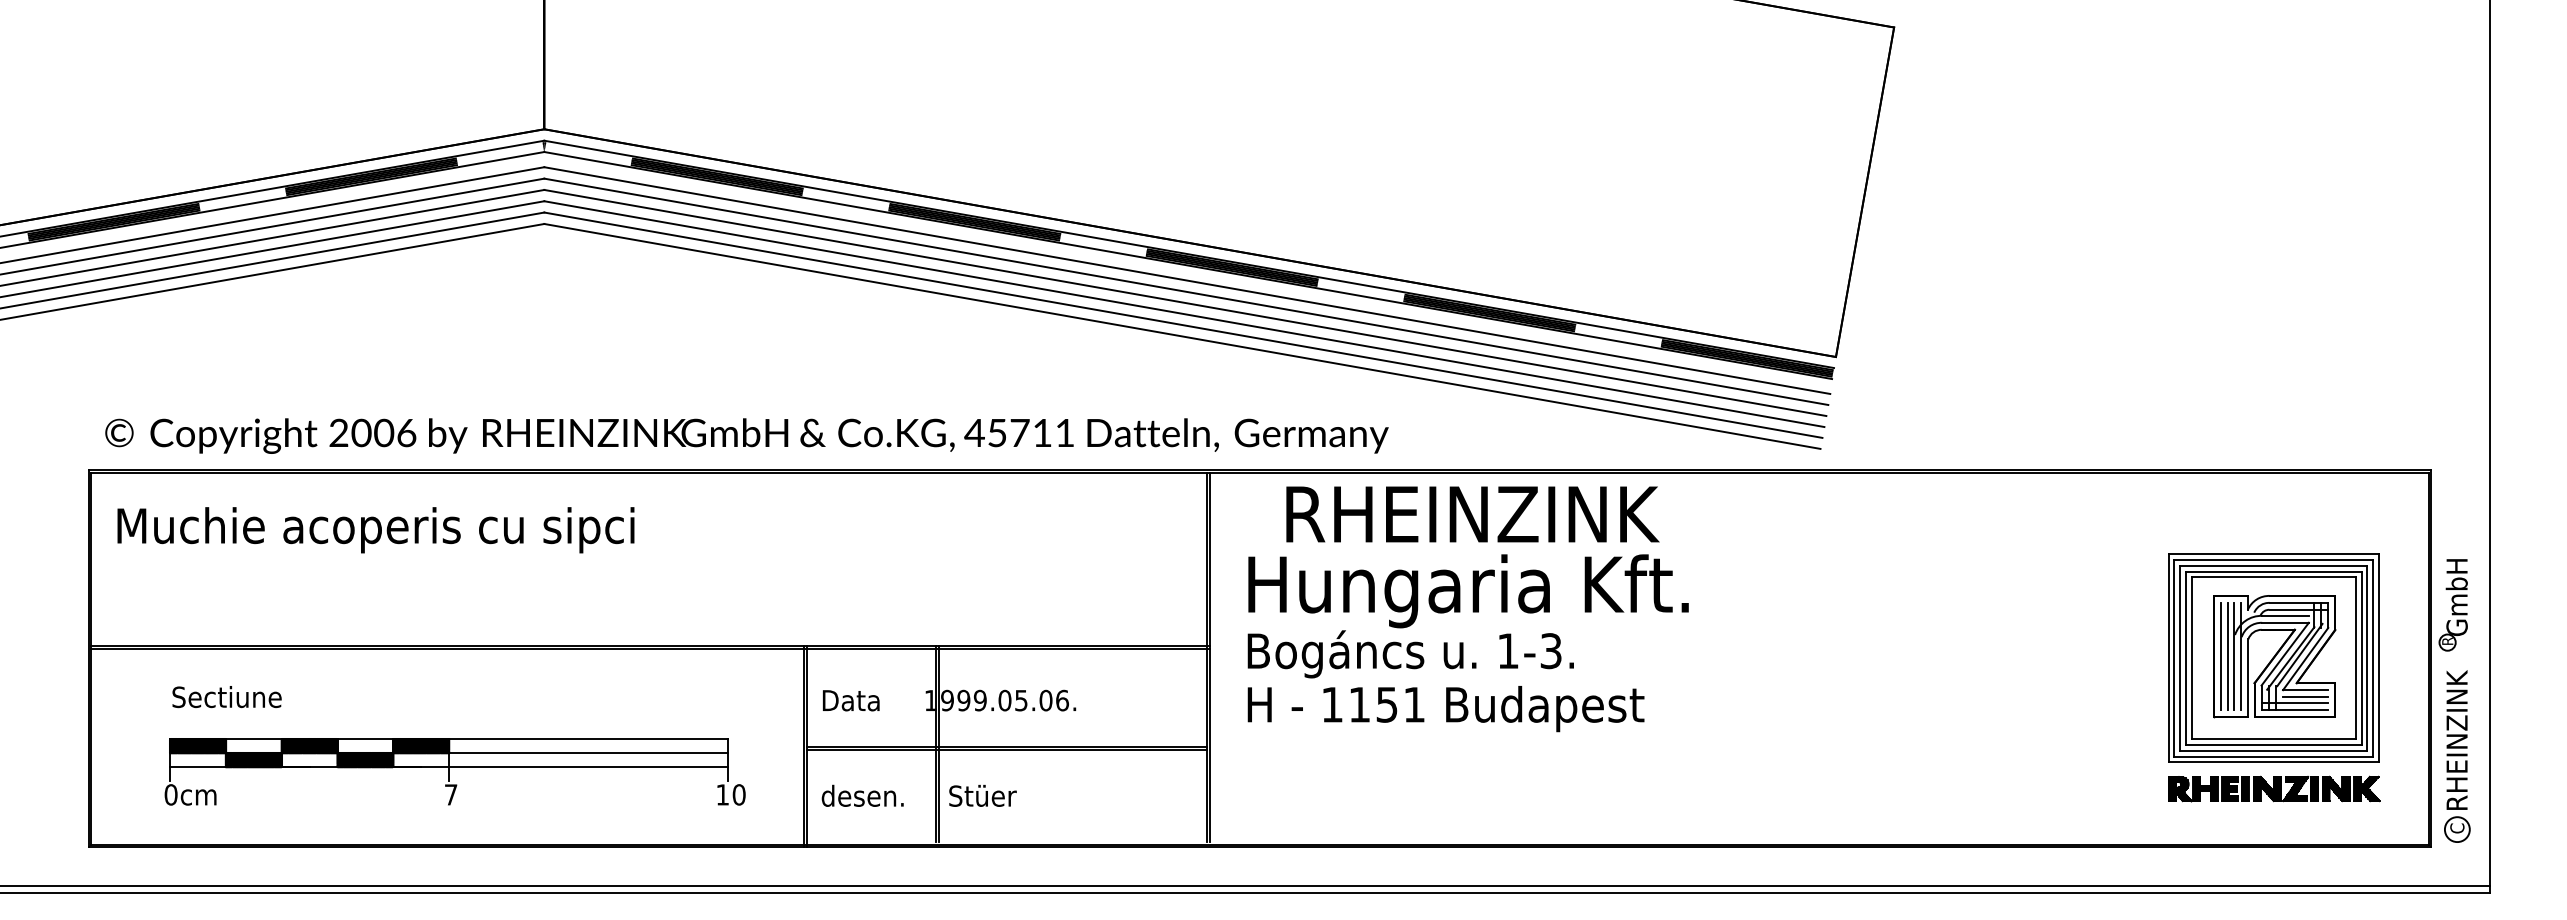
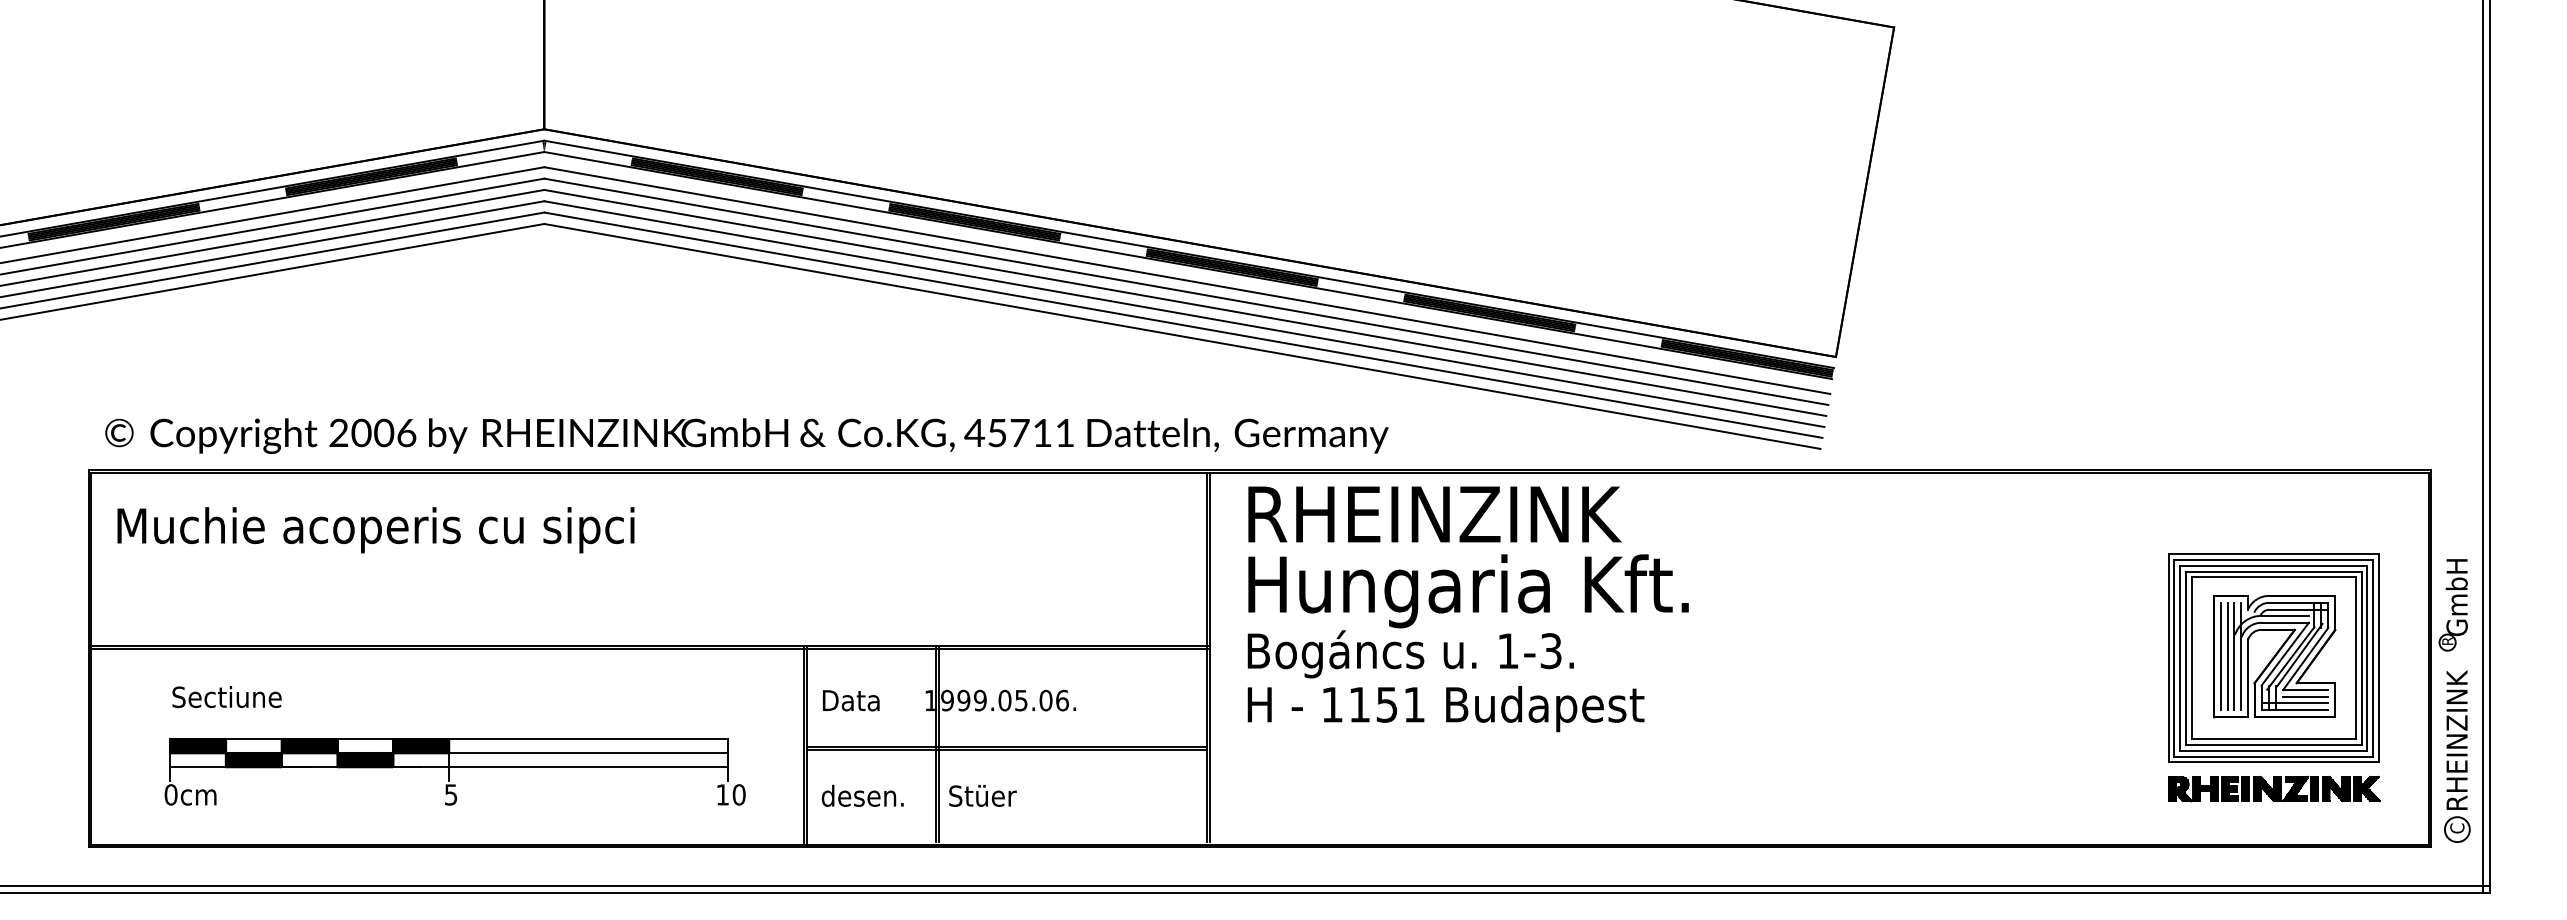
line: none -> present (2483, 447)
text position: (1472, 514) -> (1434, 514) (1434, 514)
text: 7 -> 5 (451, 794)
